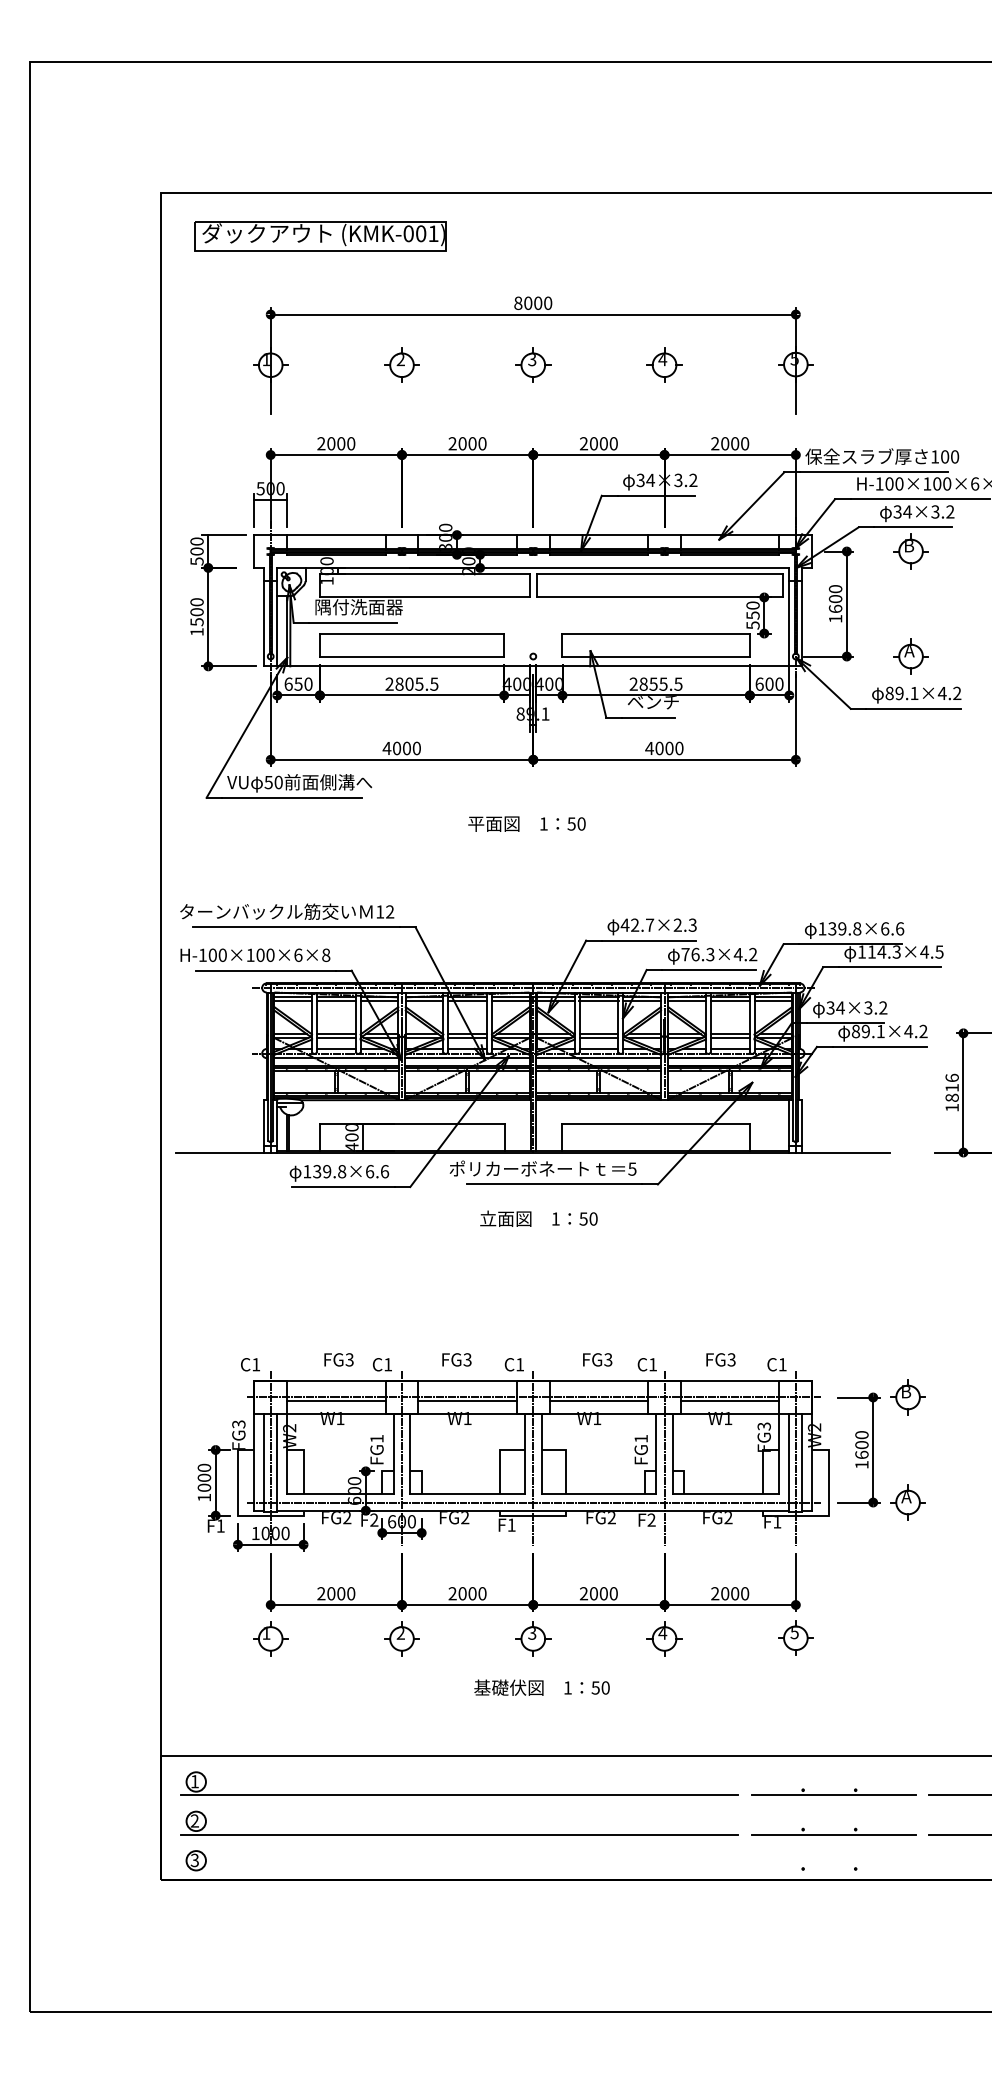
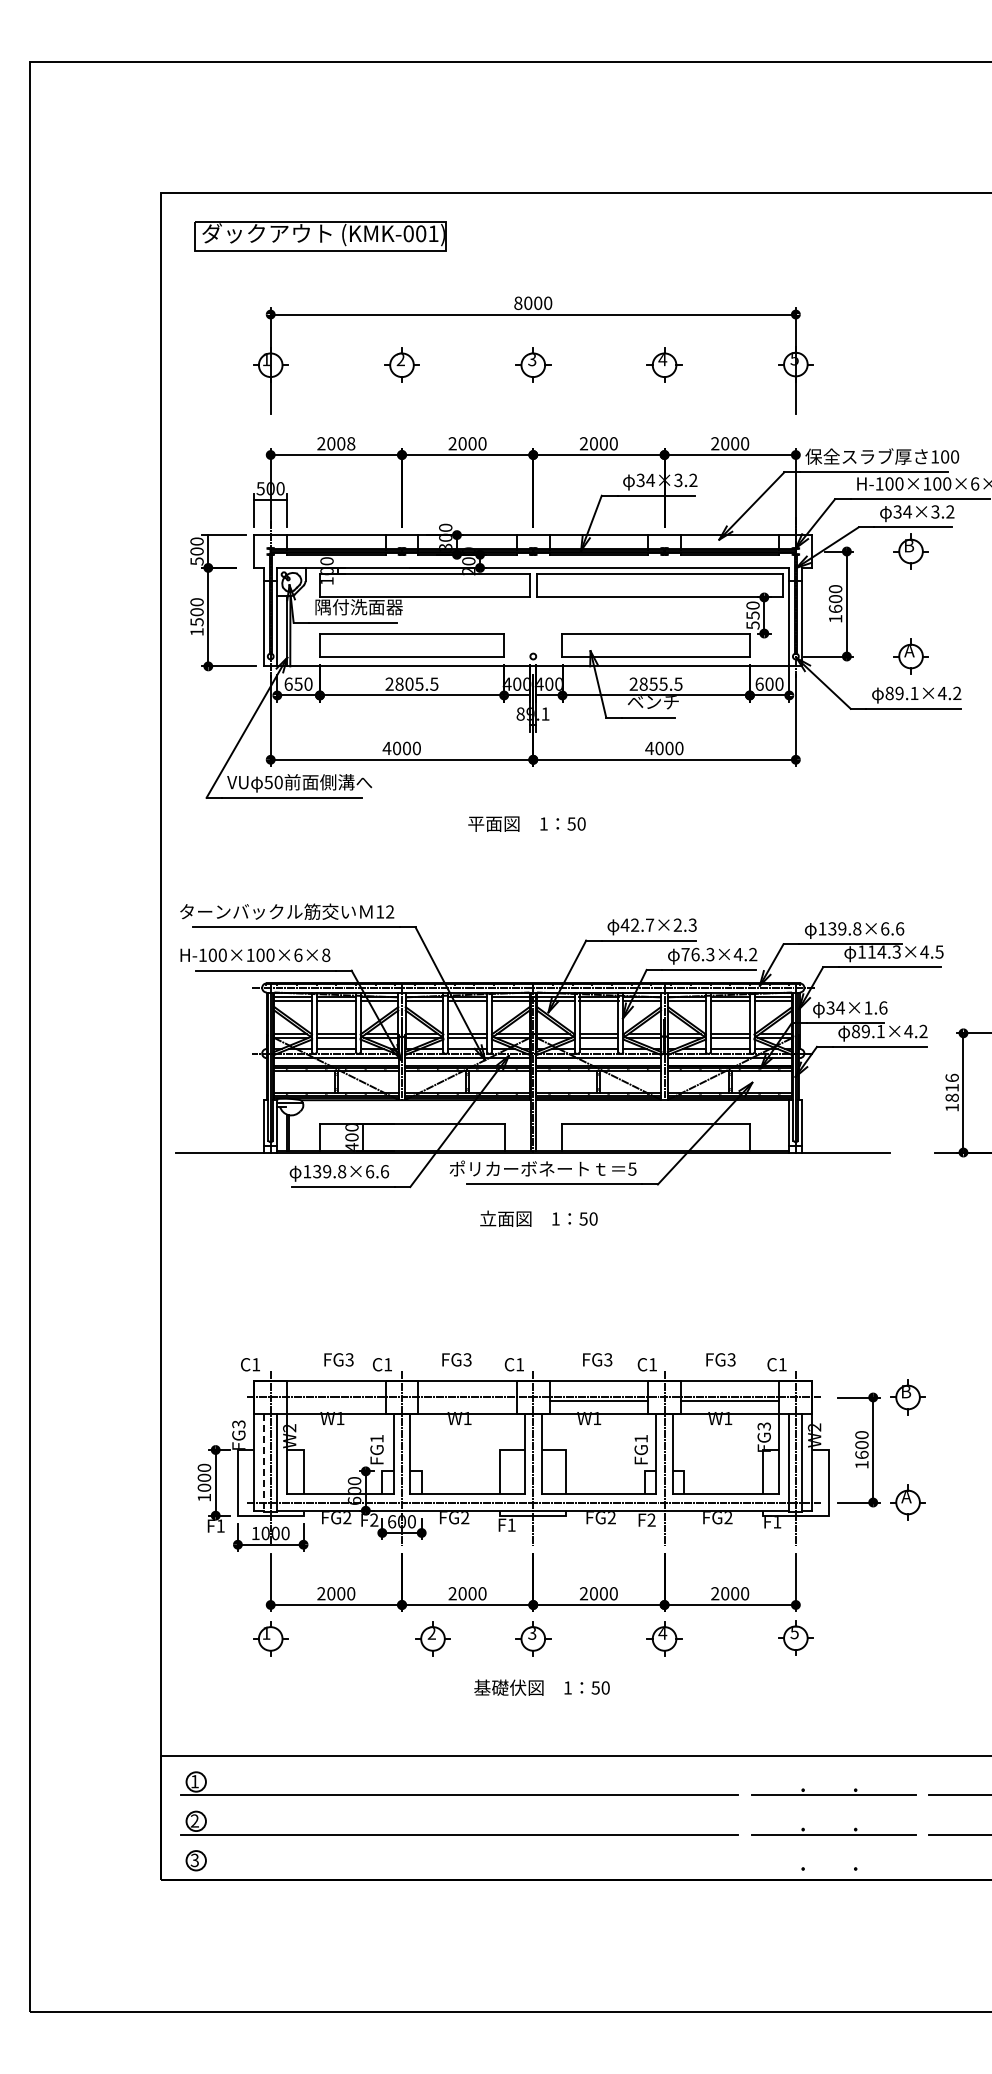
text: 2000 -> 2008 (351, 443)
text: 34×3.2 -> 34×1.6 (875, 1007)
line: present -> none (336, 1400)
line: present -> none (467, 1400)
line: solid -> dashed (264, 1463)
part position: (401, 1638) -> (432, 1638) (432, 1638)
